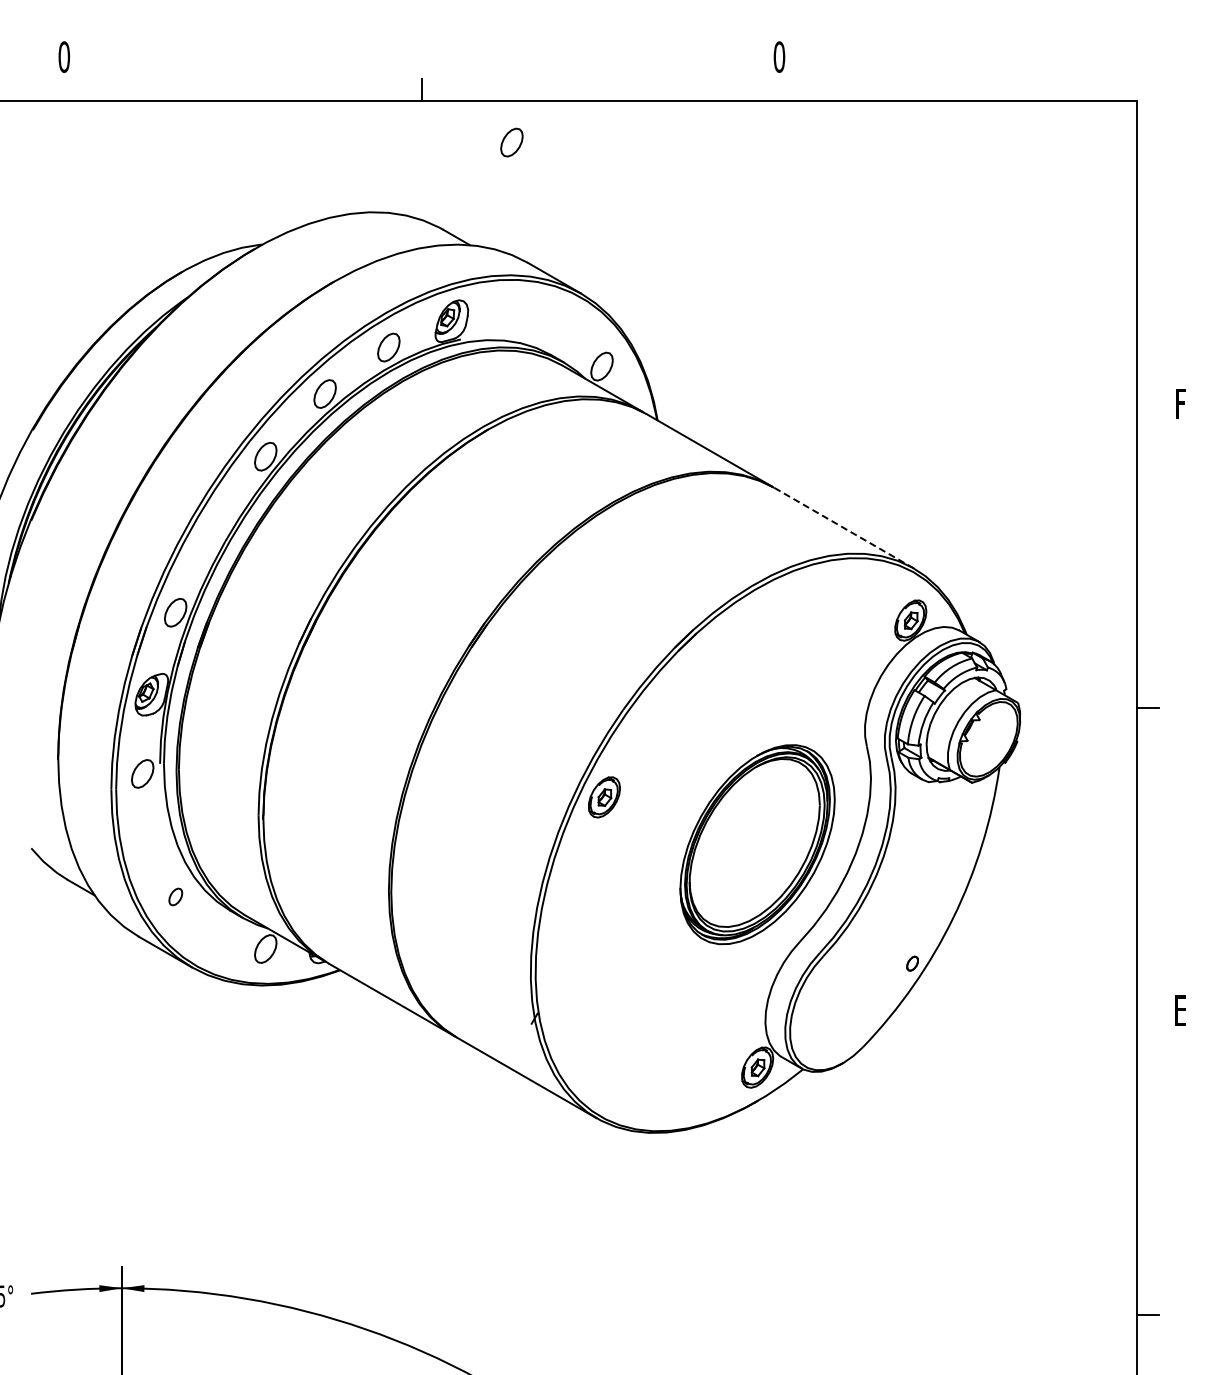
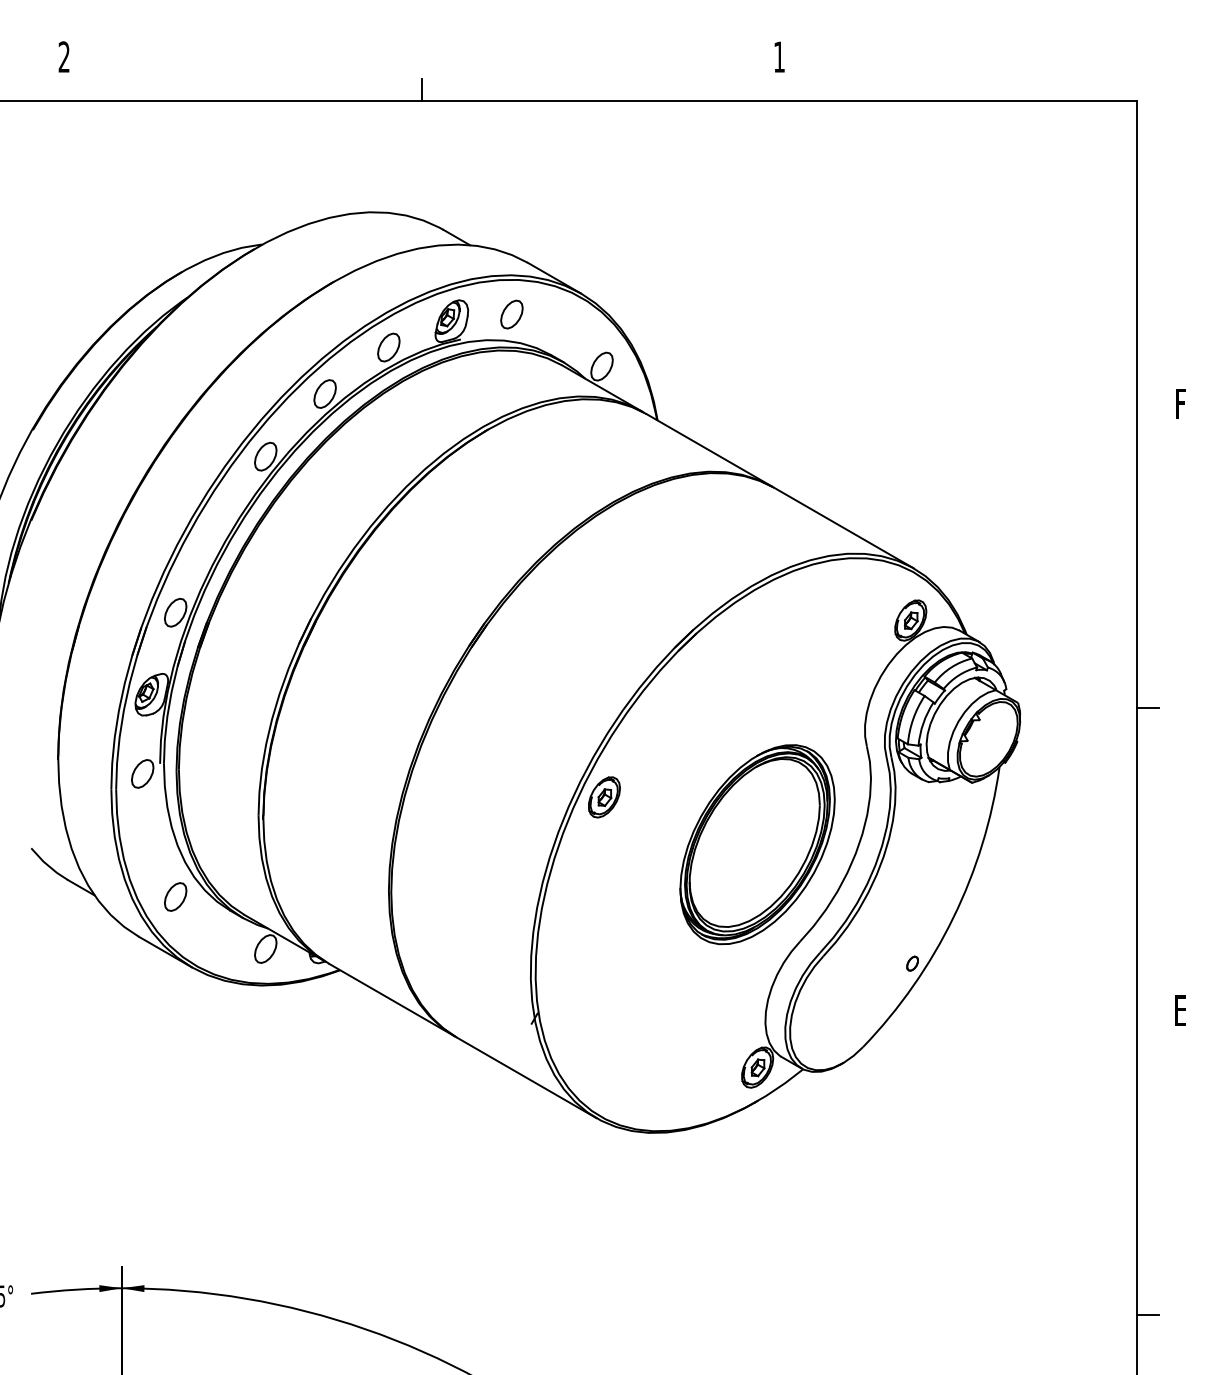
text: 0 -> 2 (64, 56)
text: 0 -> 1 (779, 56)
part position: (511, 142) -> (511, 314) (511, 314)
line: dashed -> solid (844, 528)
part size: 16x20 px -> 24x30 px (175, 896)
